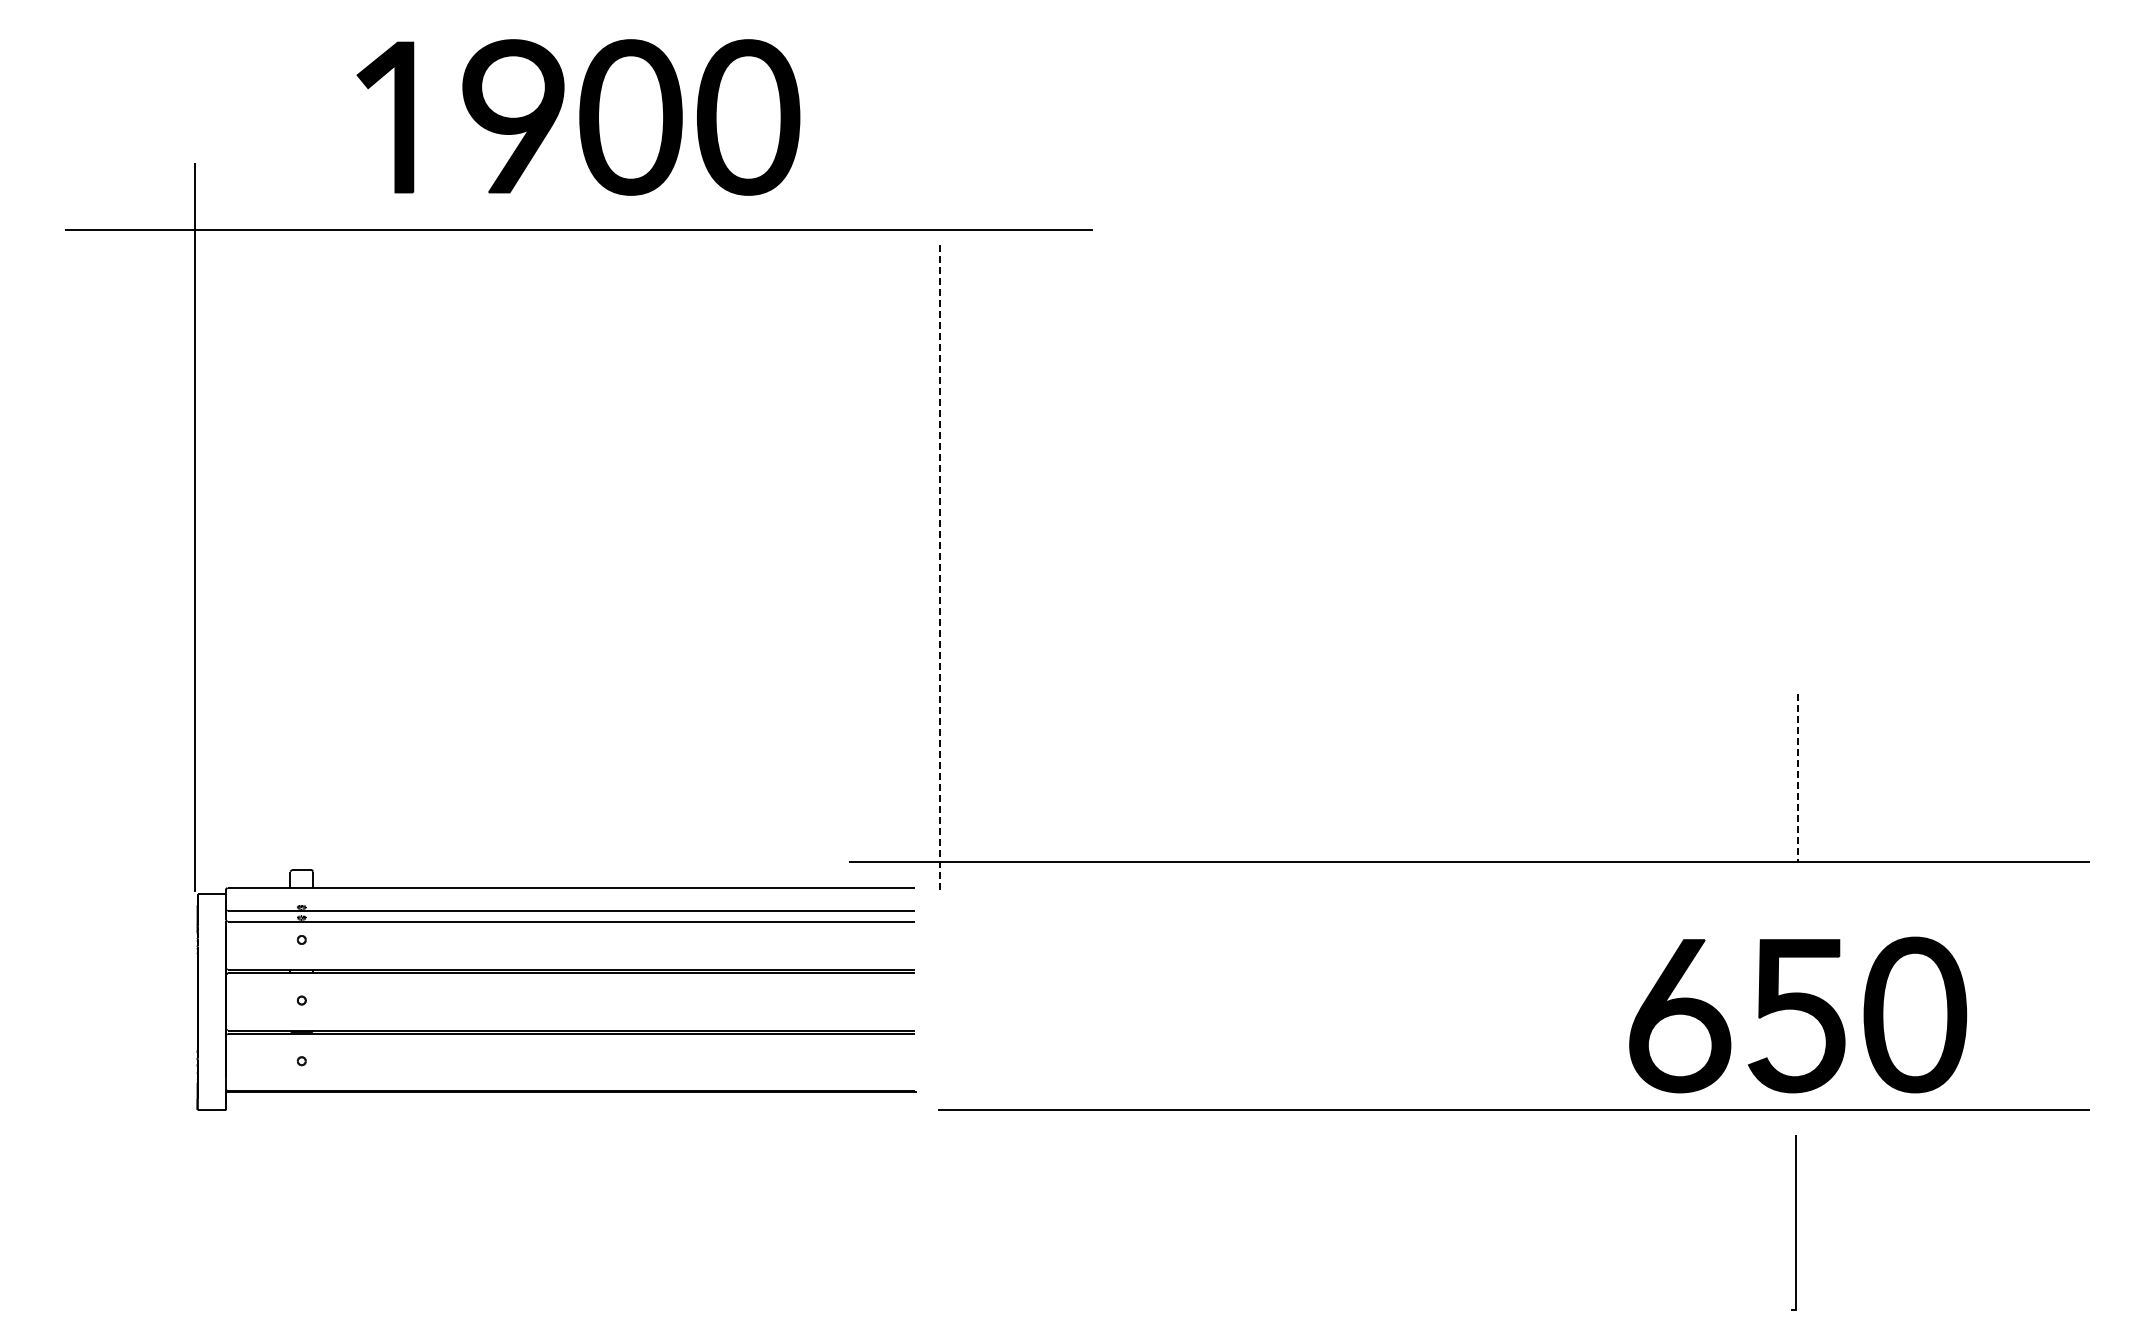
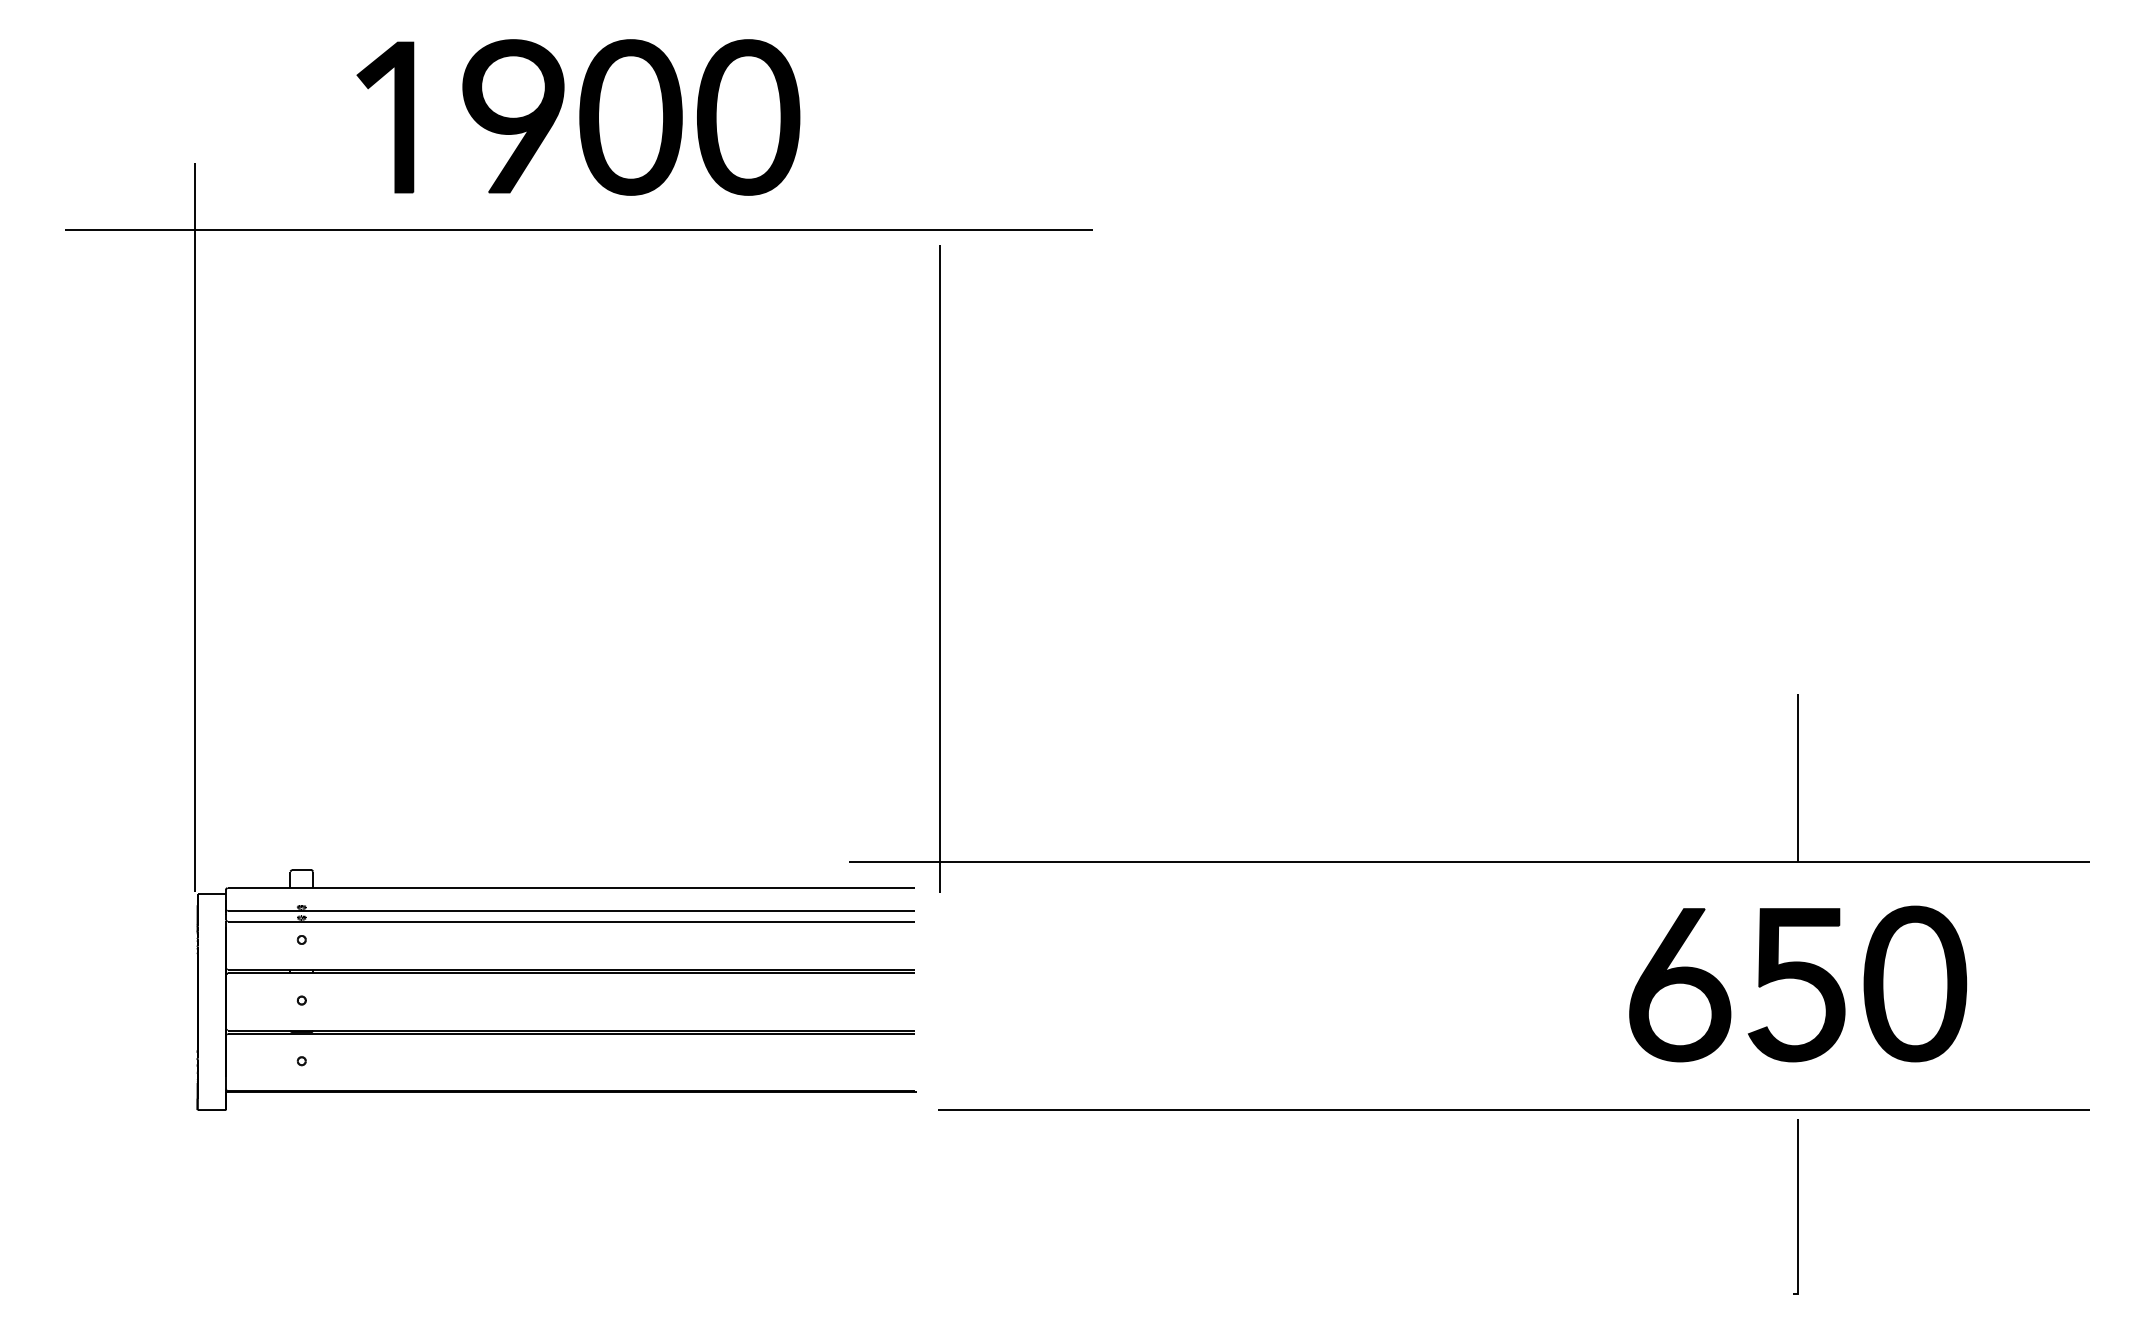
line: dashed -> solid (939, 569)
line: dashed -> solid (1797, 777)
part position: (1798, 1014) -> (1798, 983) (1798, 983)
line position: (1795, 1222) -> (1797, 1206) (1797, 1206)
